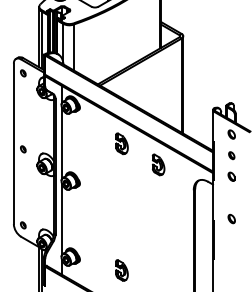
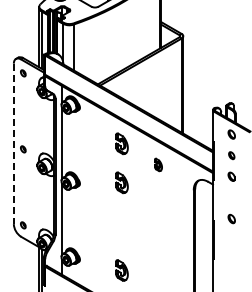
line: solid -> dashed (13, 144)
part size: 15x24 px -> 9x16 px (158, 164)
part: none -> present (121, 182)
